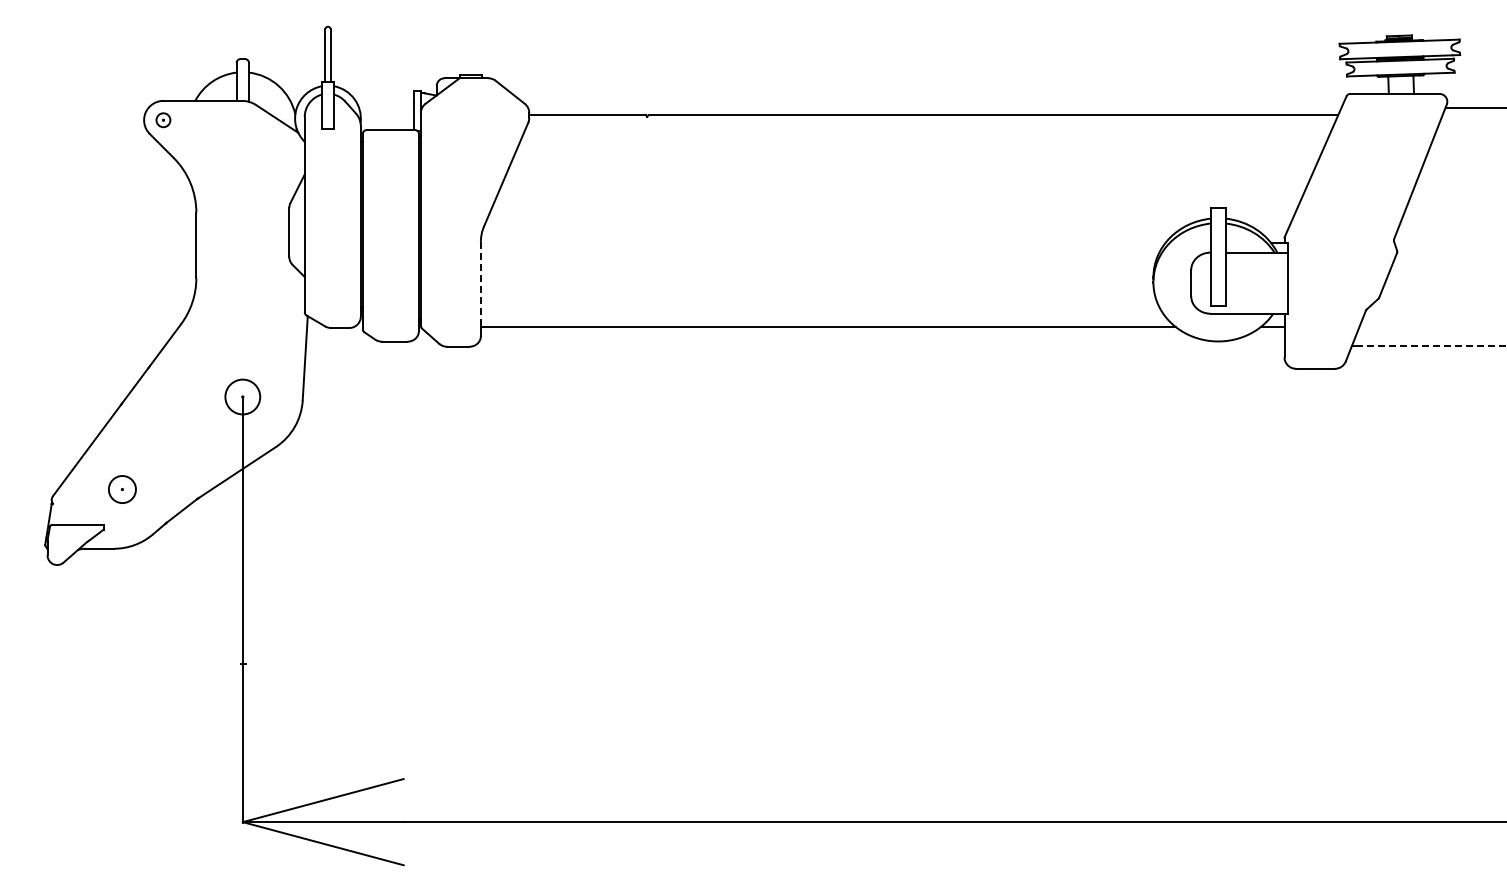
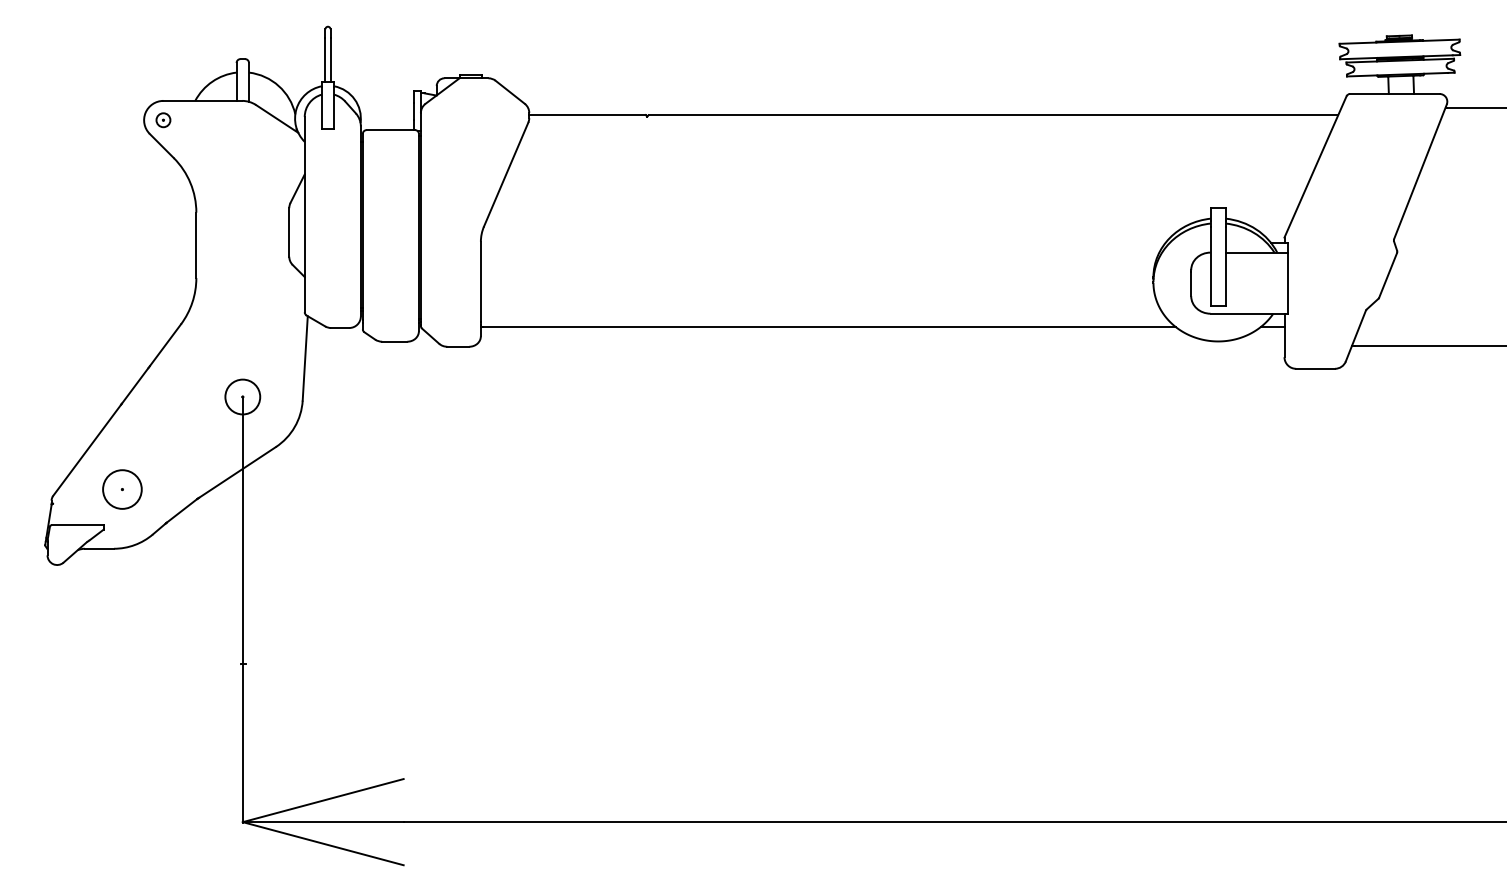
line: dashed -> solid (480, 281)
line: dashed -> solid (1430, 345)
circle diameter: 27 px -> 39 px (122, 489)
